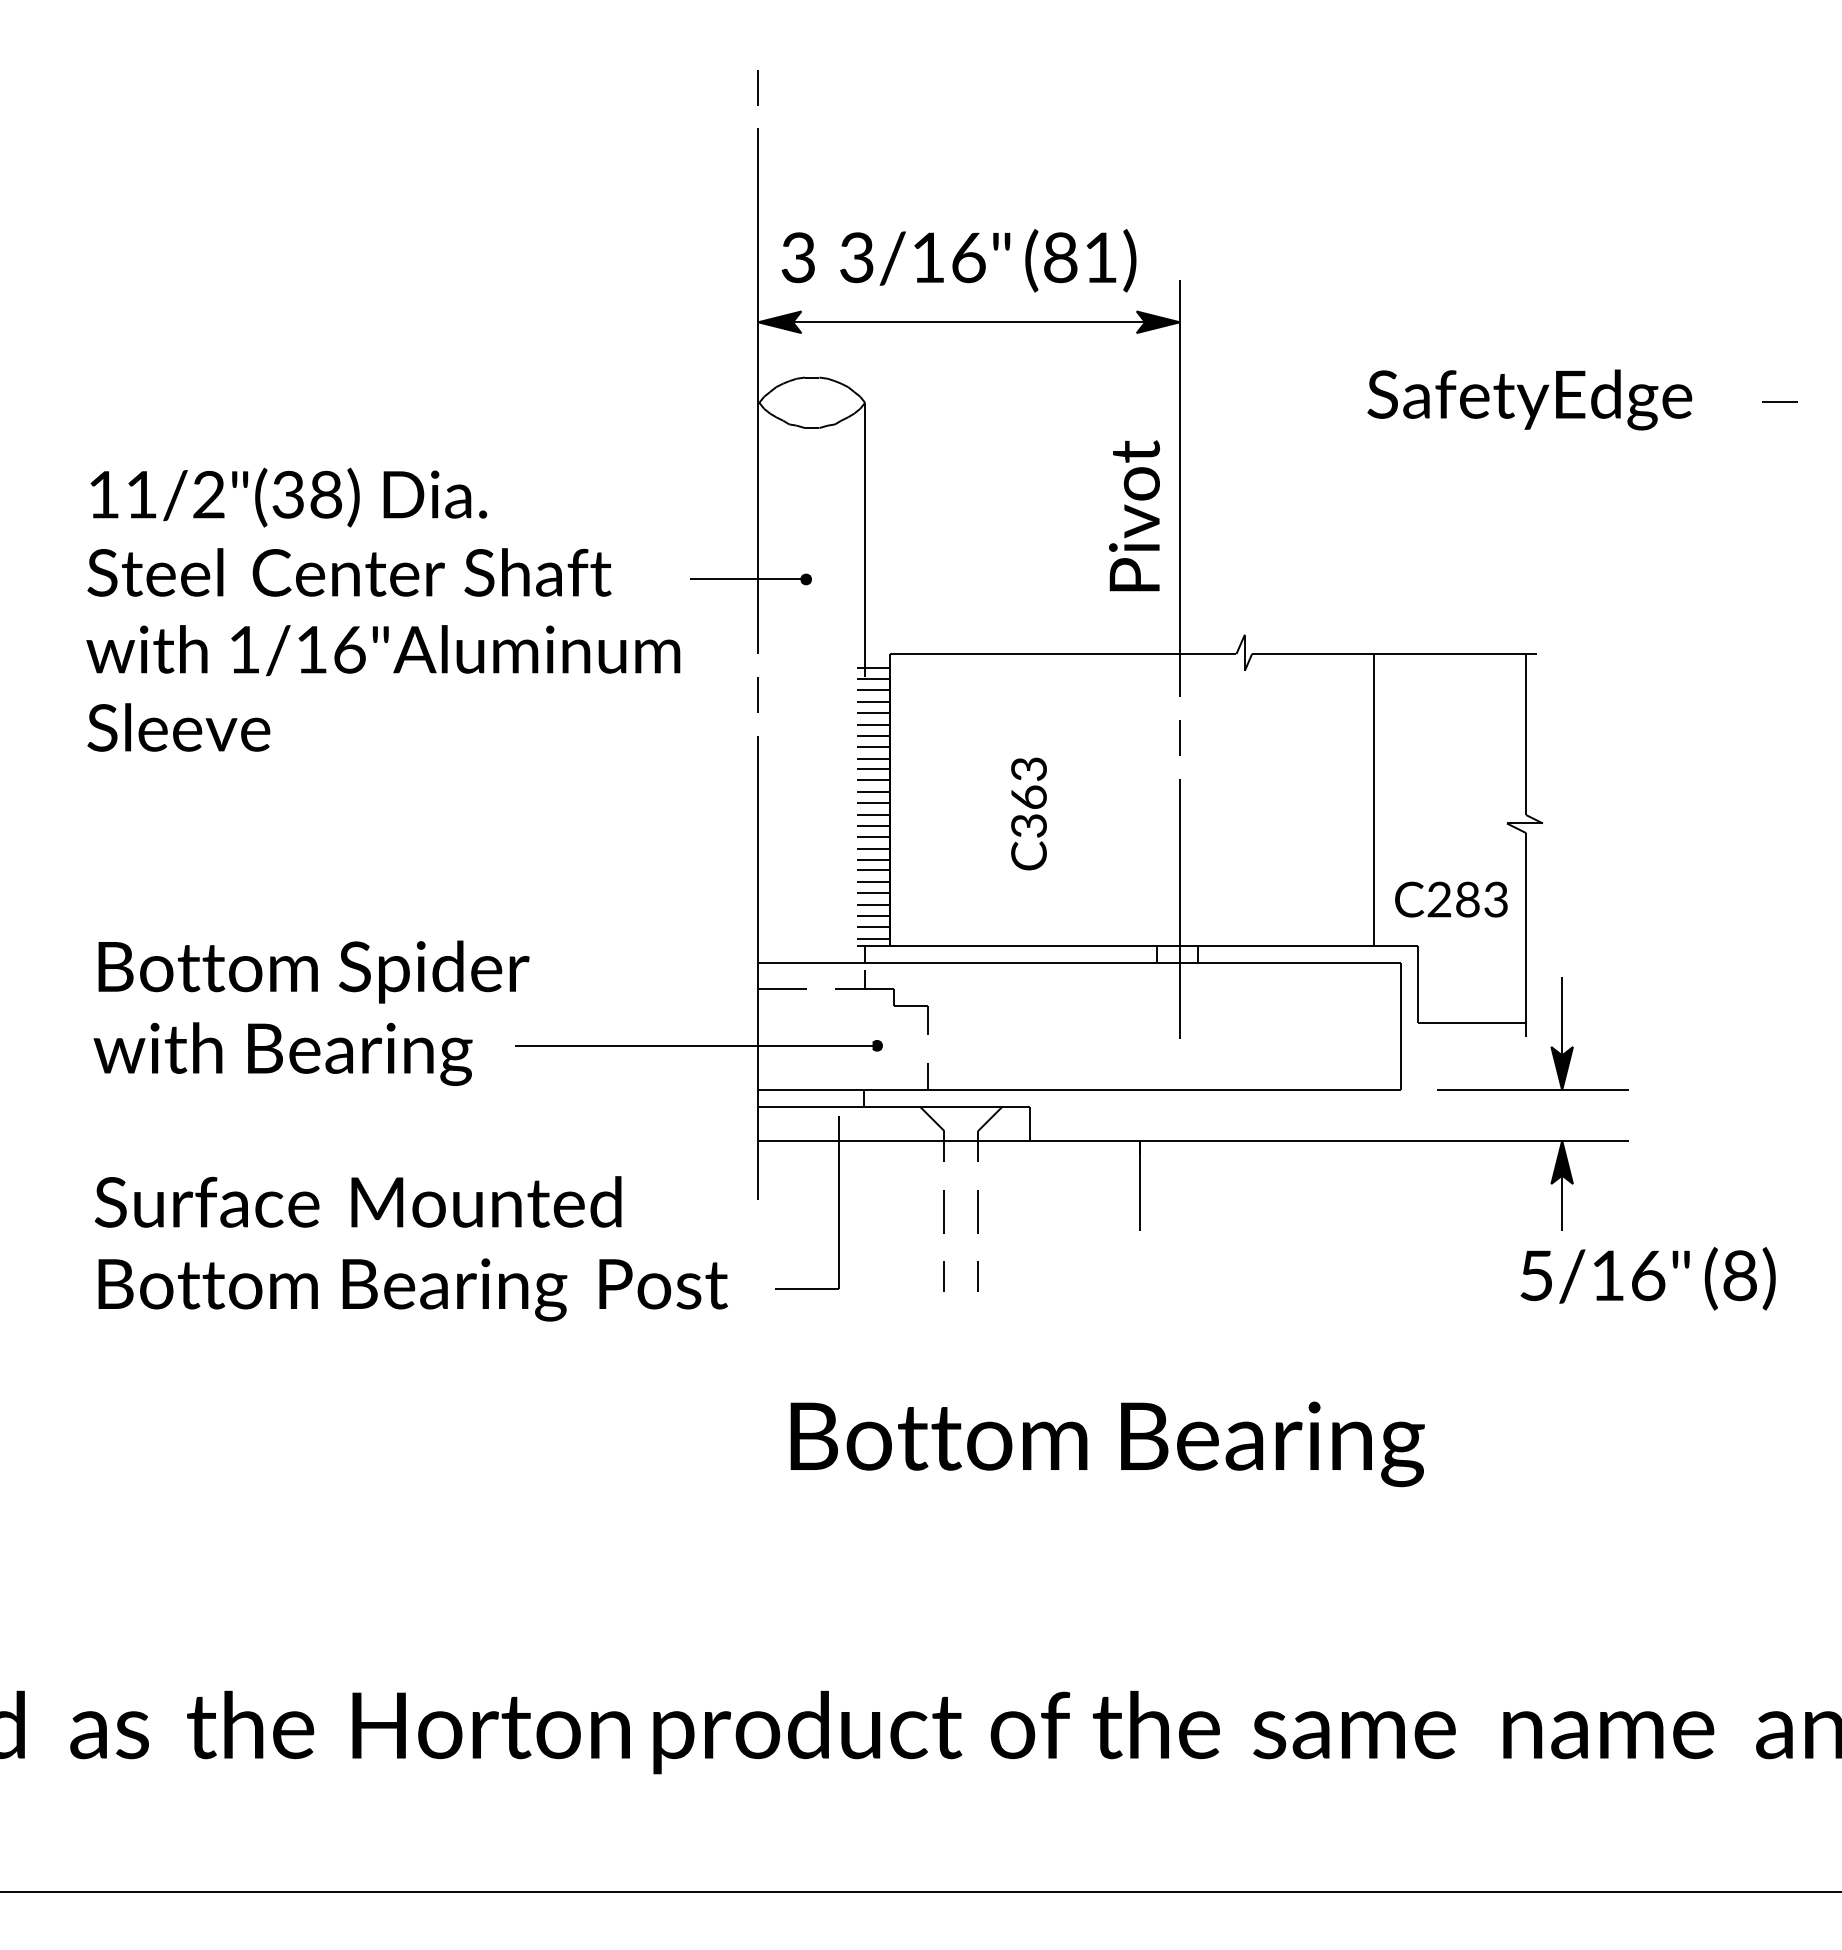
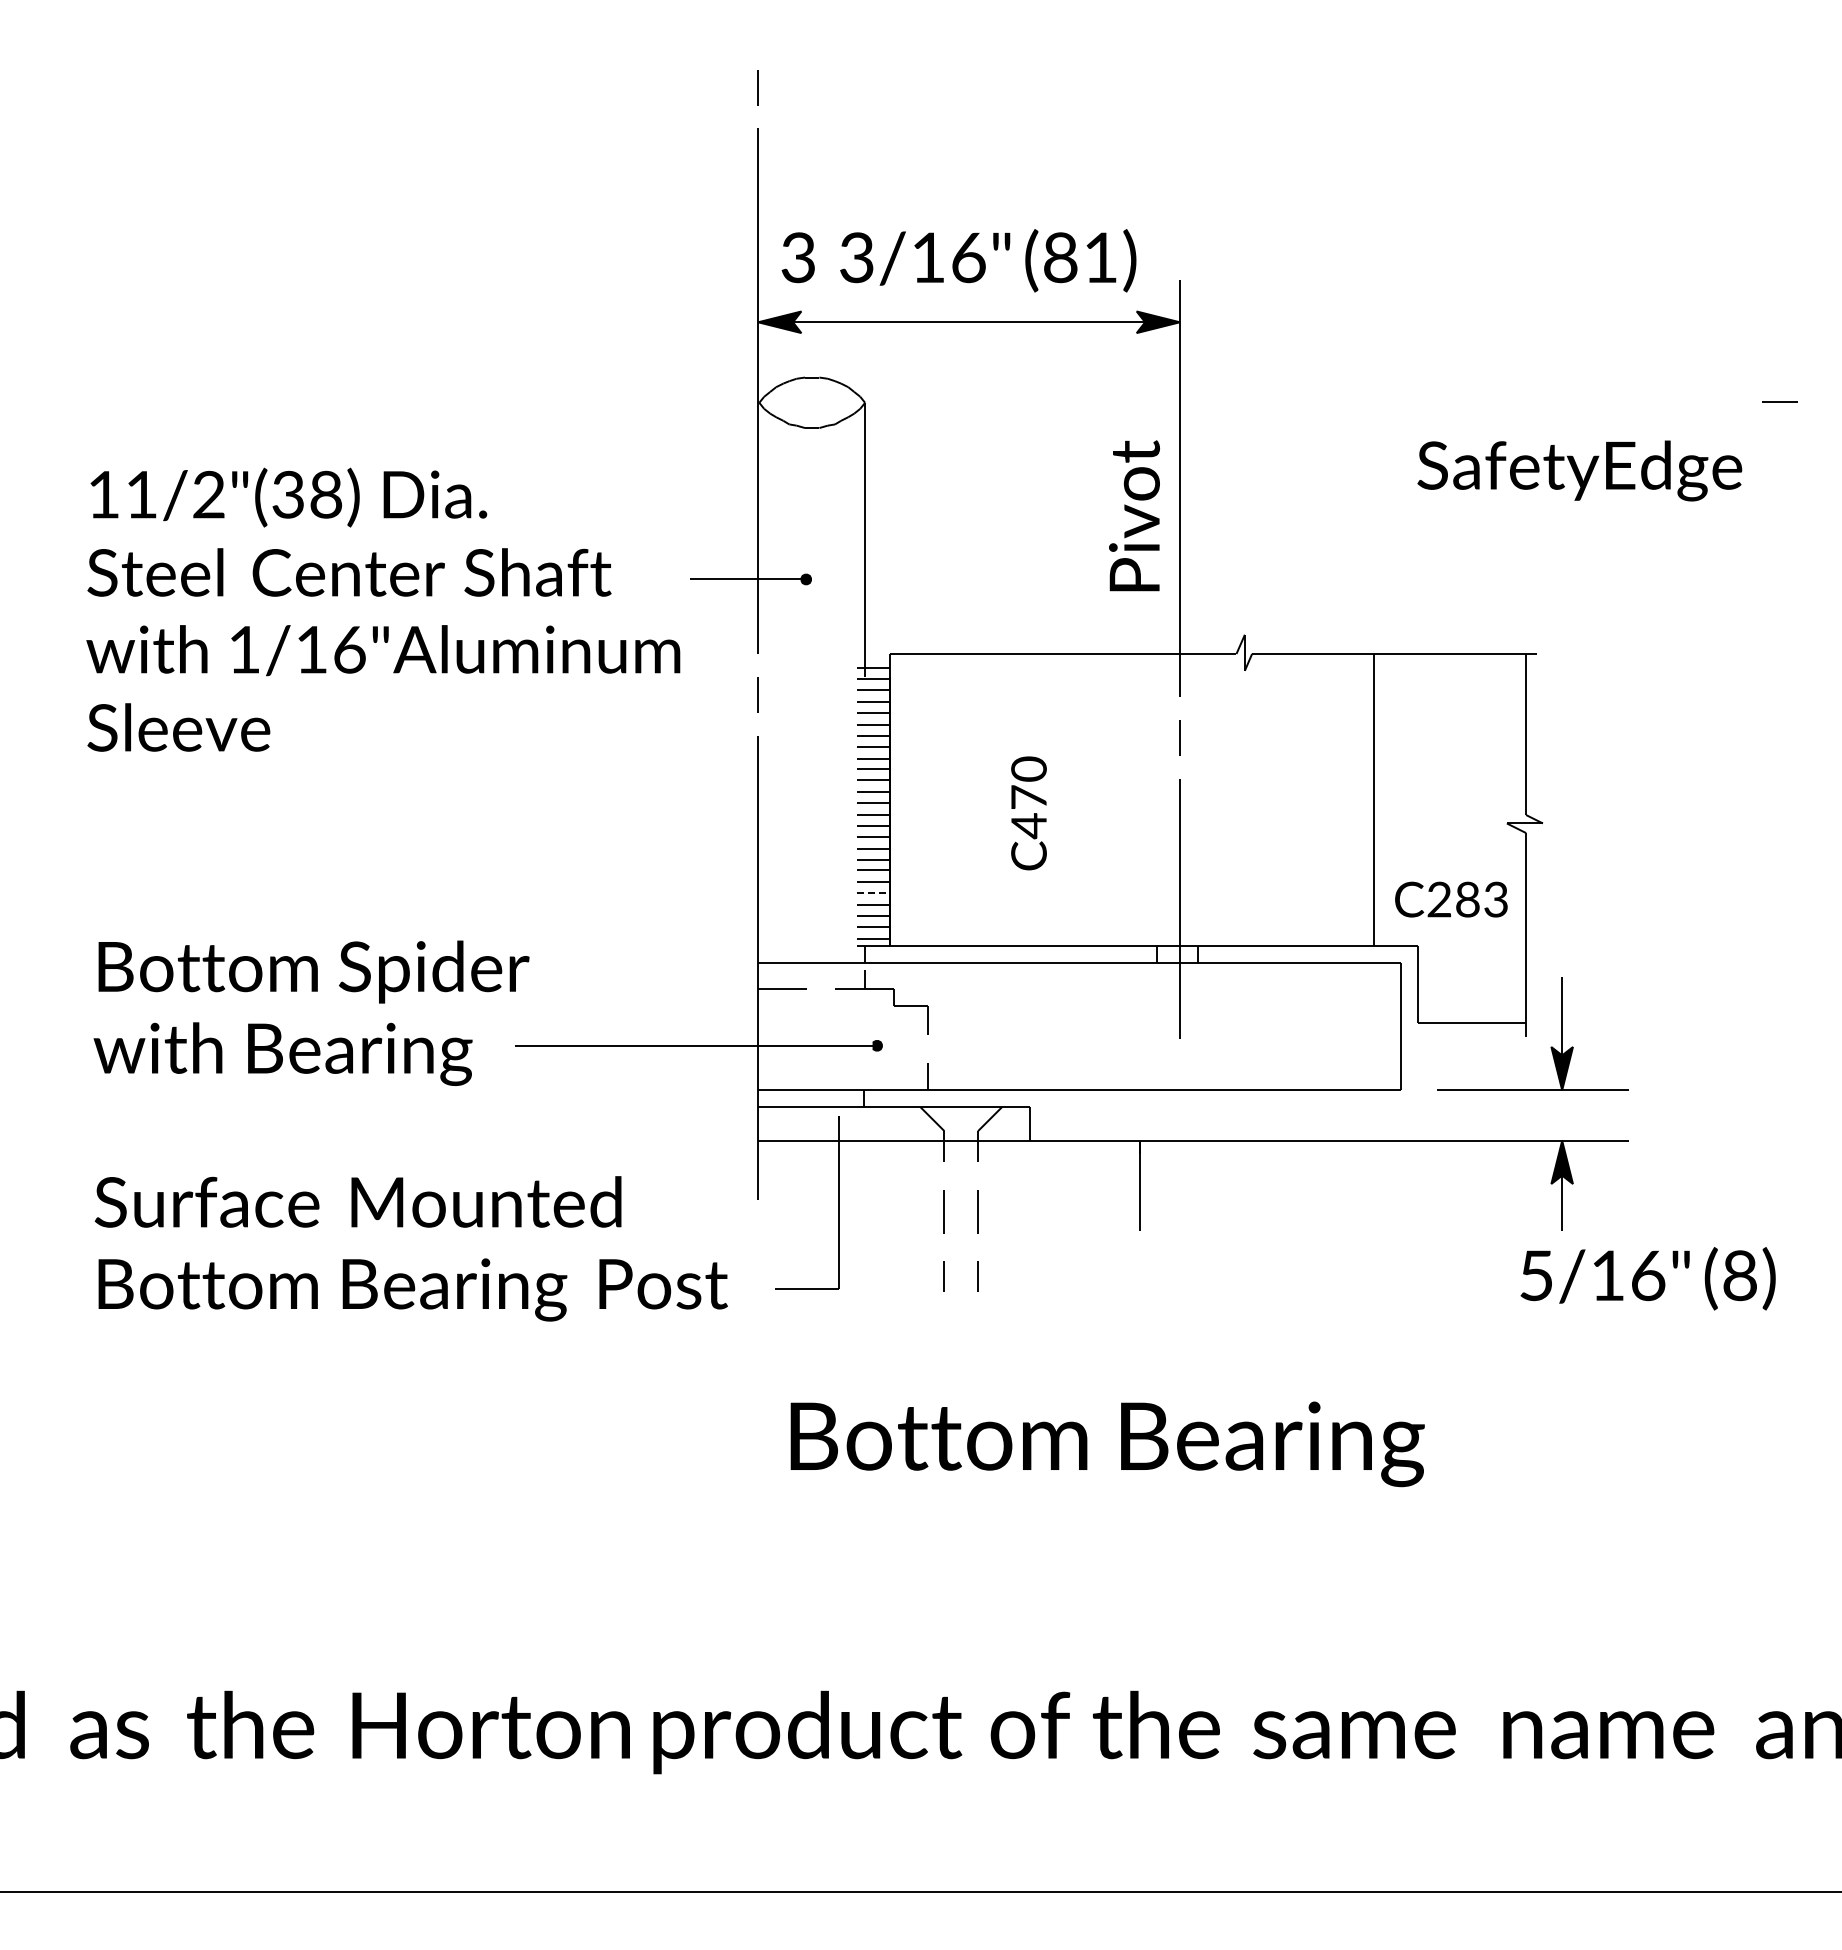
text position: (1529, 399) -> (1579, 470) (1579, 470)
text: C363 -> C470 (1028, 797)
line: solid -> dashed (873, 893)
